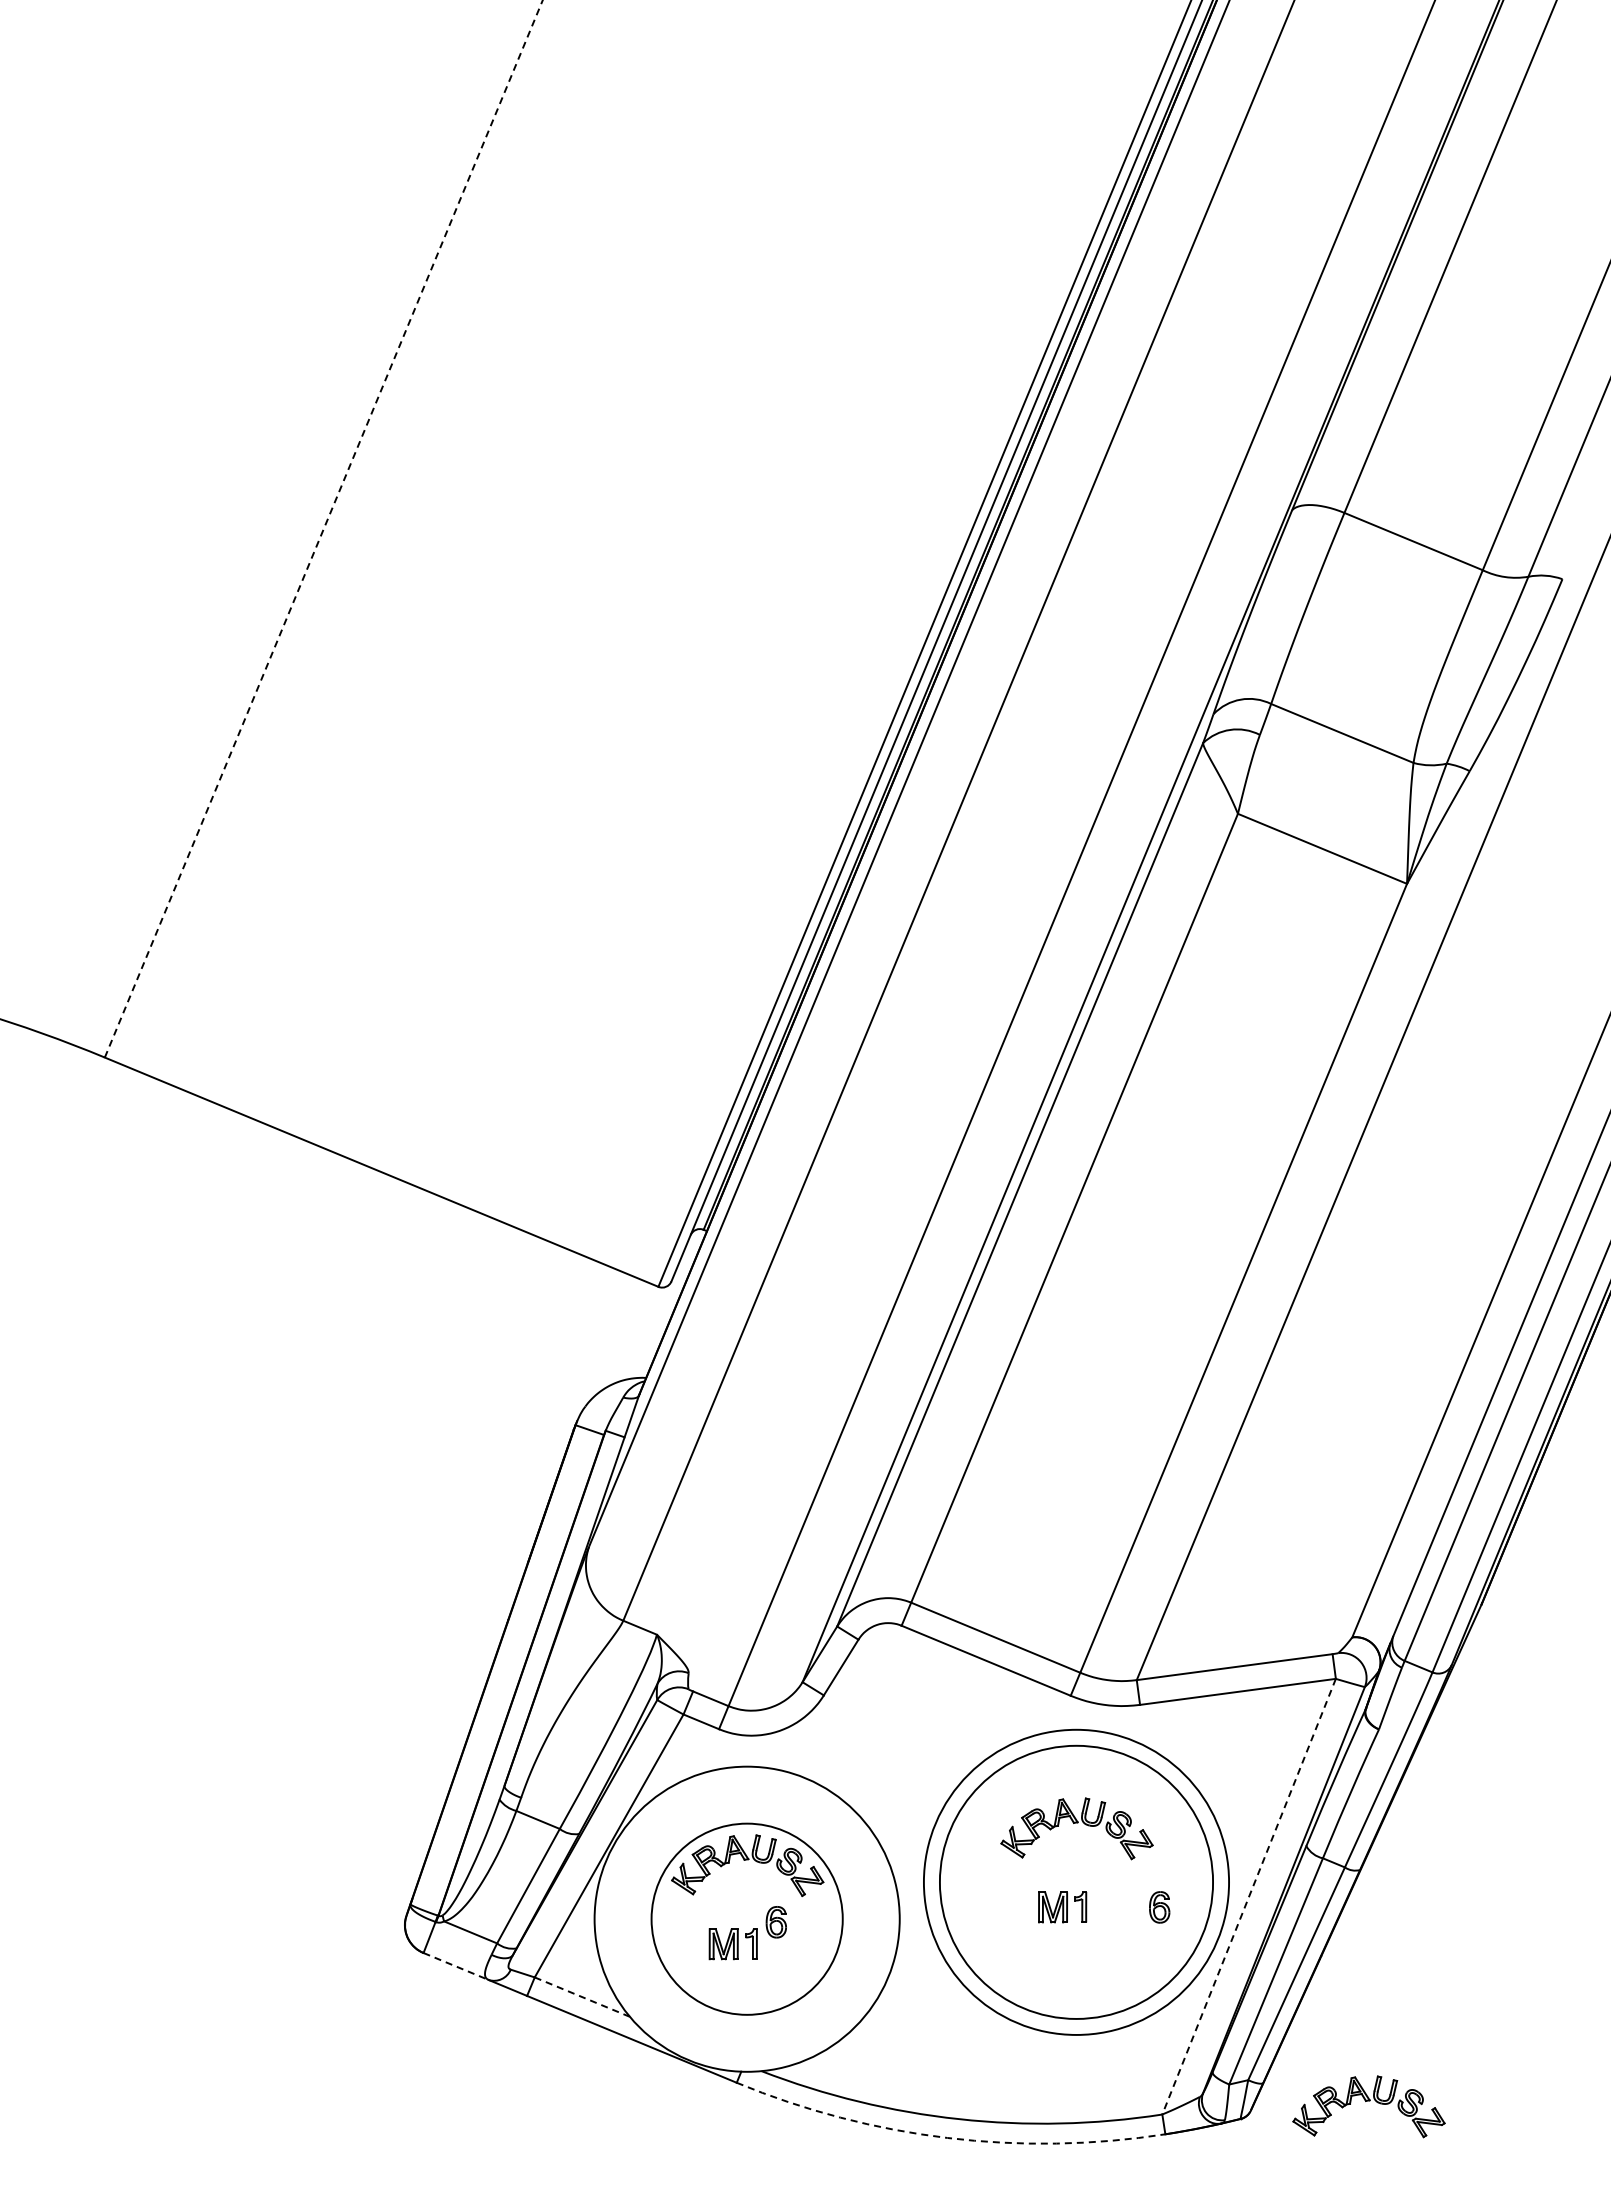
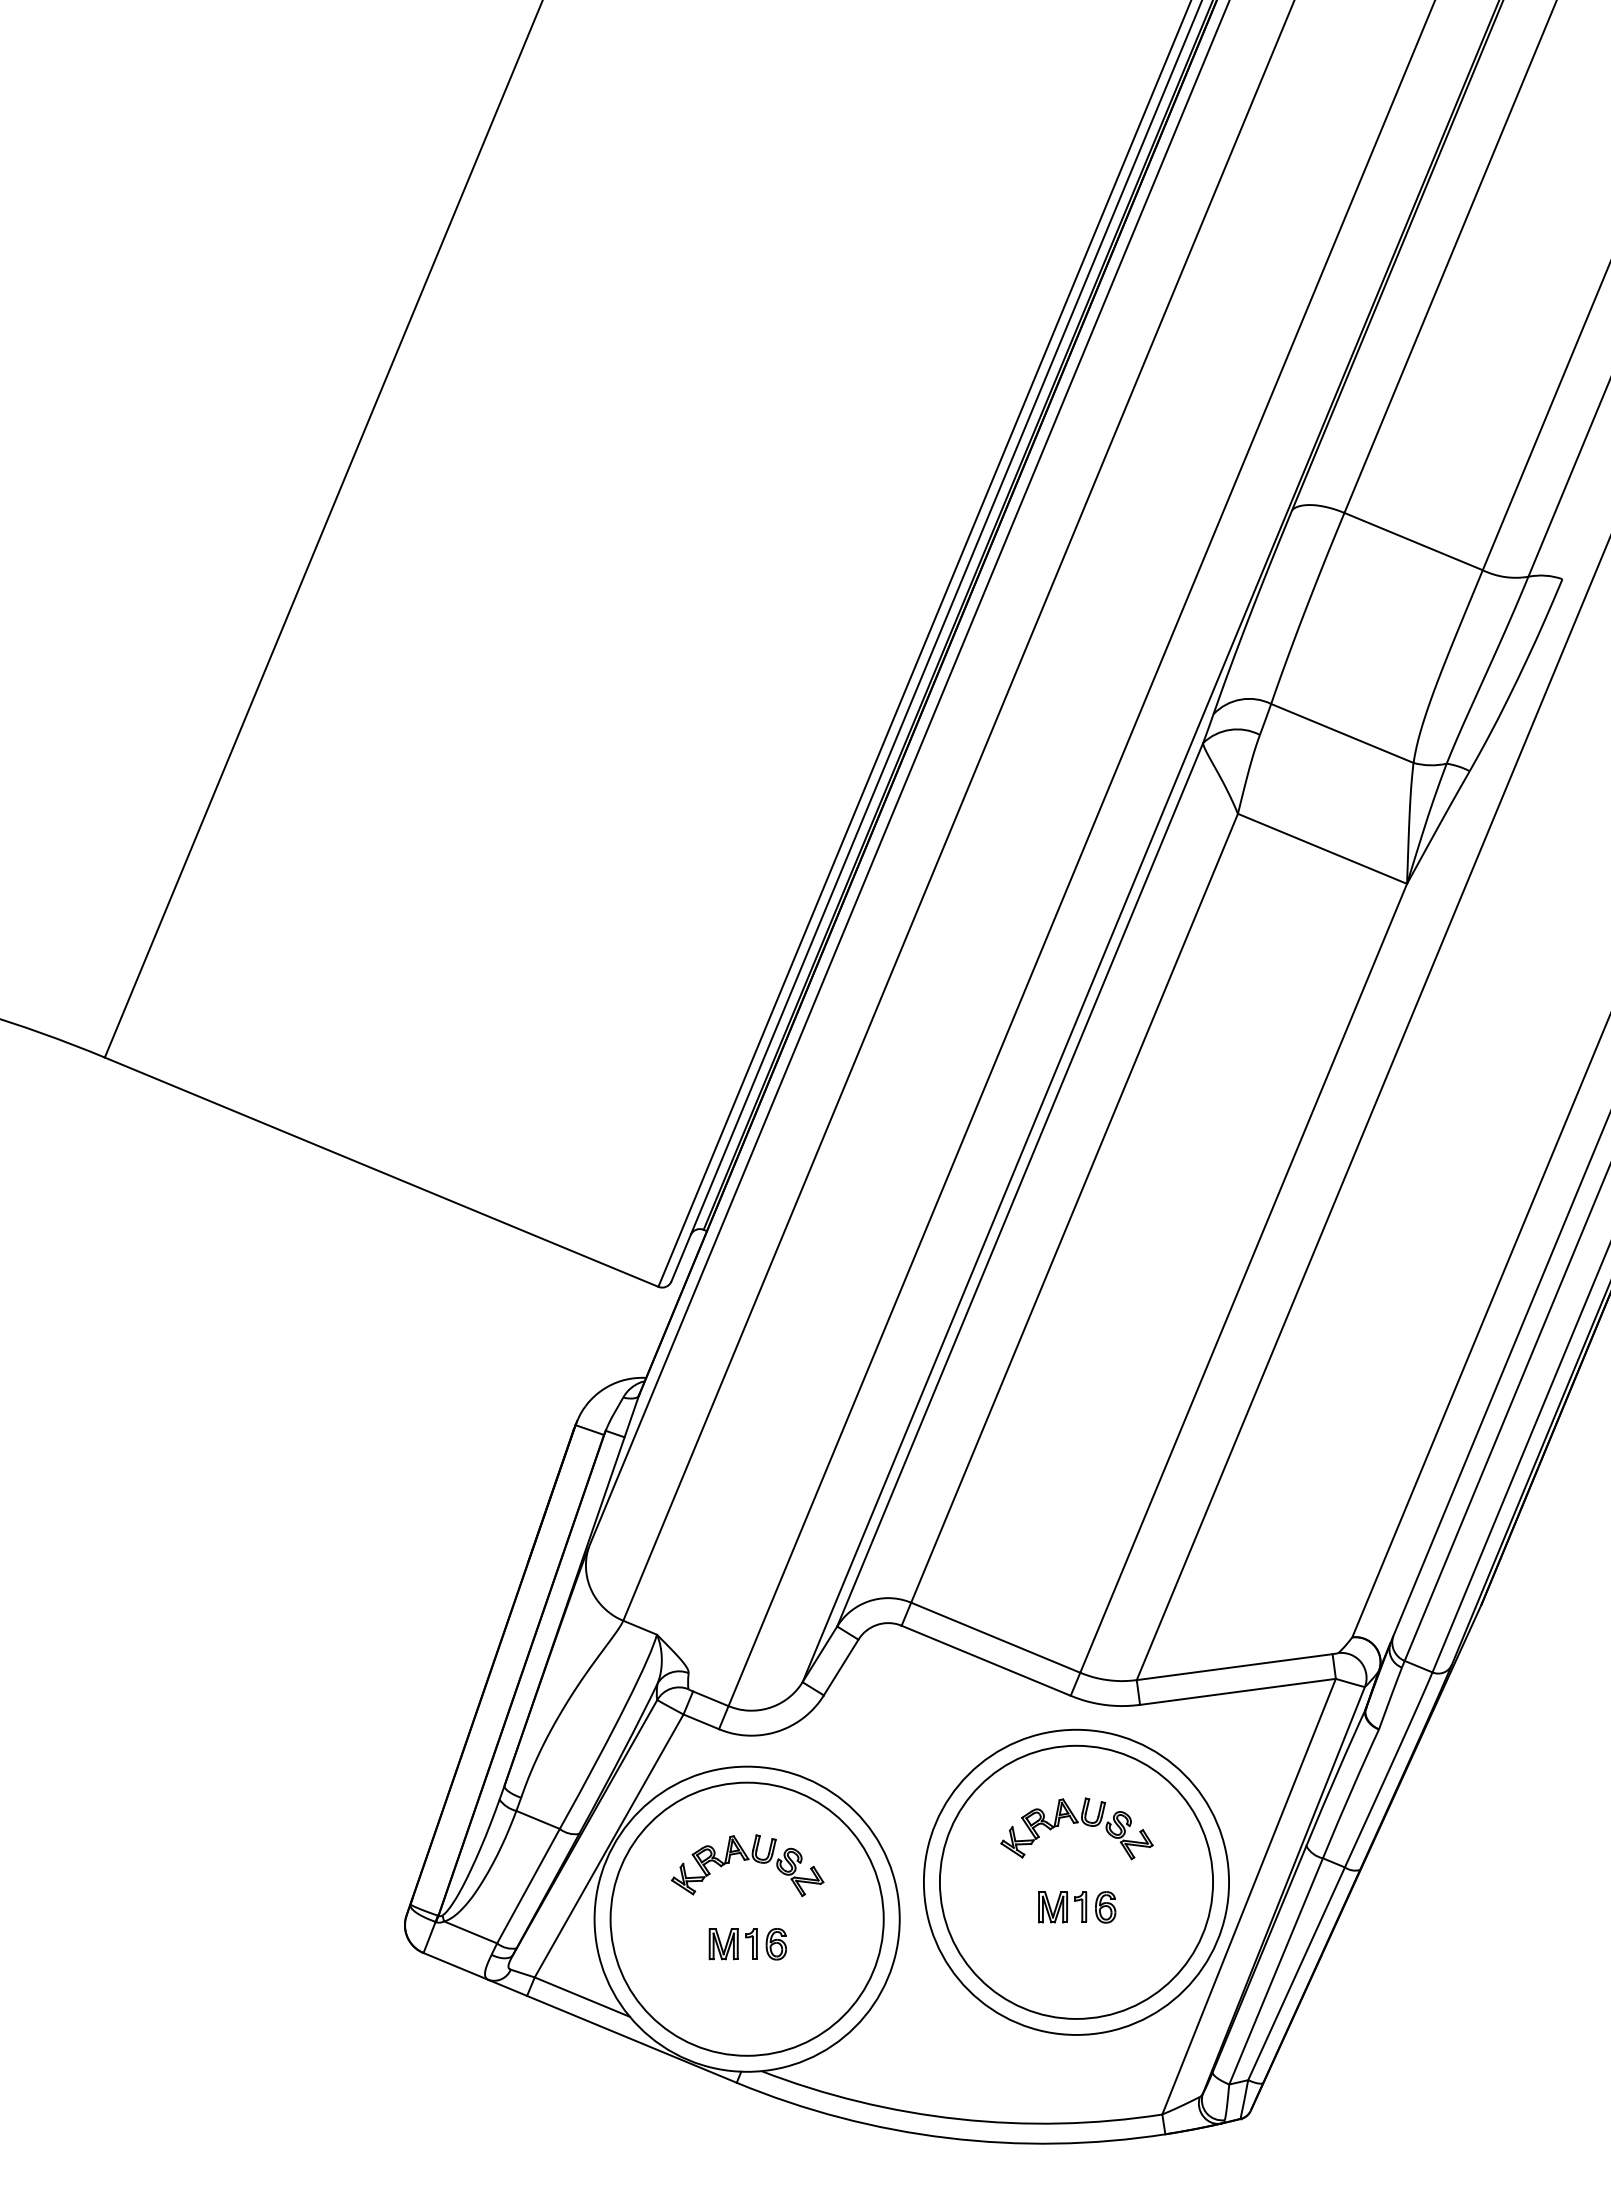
line: dashed -> solid (323, 529)
line: dashed -> solid (1248, 1897)
part position: (1159, 1907) -> (1105, 1907) (1105, 1907)
circle diameter: 191 px -> 273 px (746, 1918)
part position: (775, 1922) -> (775, 1944) (775, 1944)
line: dashed -> solid (456, 1966)
line: dashed -> solid (581, 1996)
part: present -> none (1368, 2106)
arc: dashed -> solid (947, 2137)
